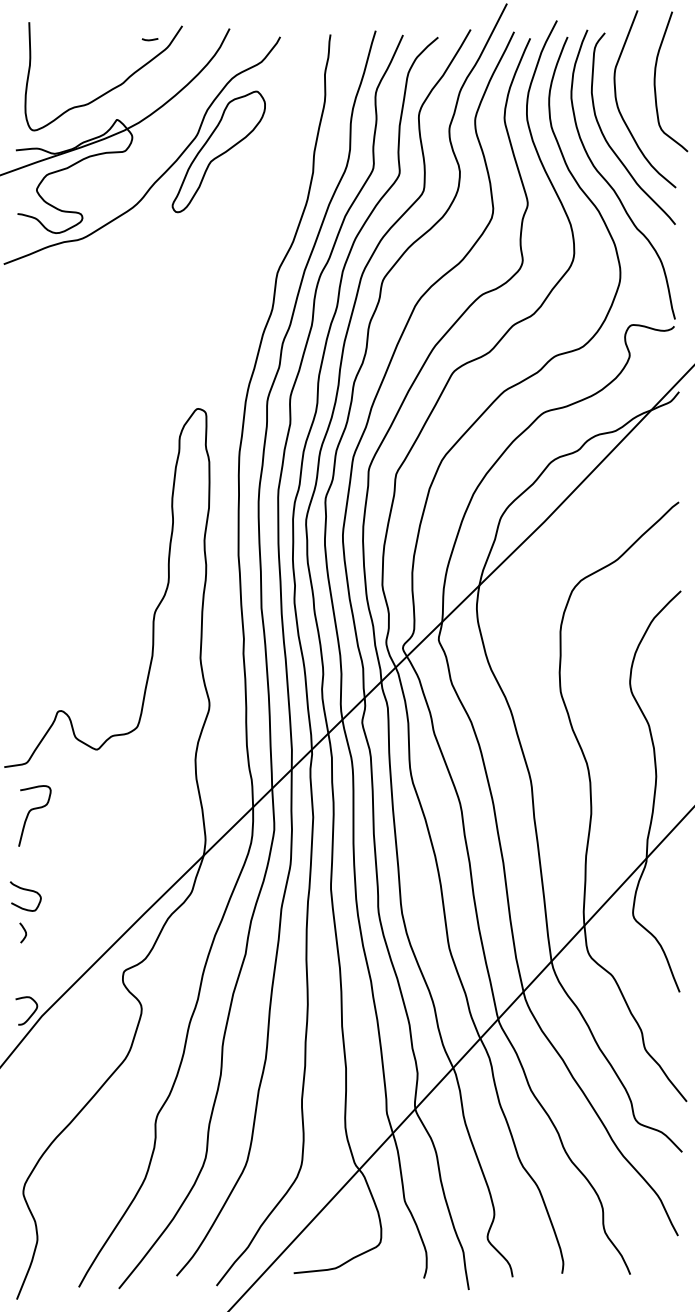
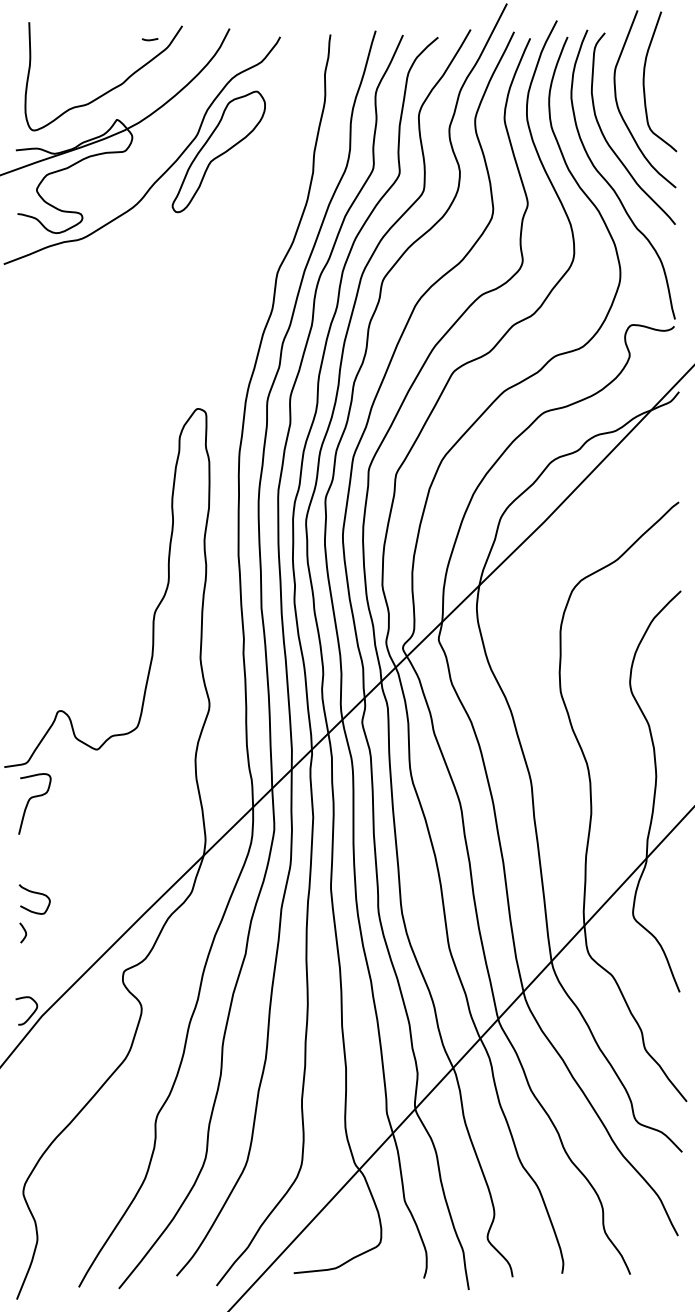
curve position: (655, 81) -> (644, 81) (644, 81)
curve position: (32, 810) -> (32, 798) (32, 798)
curve position: (25, 890) -> (34, 893) (34, 893)
